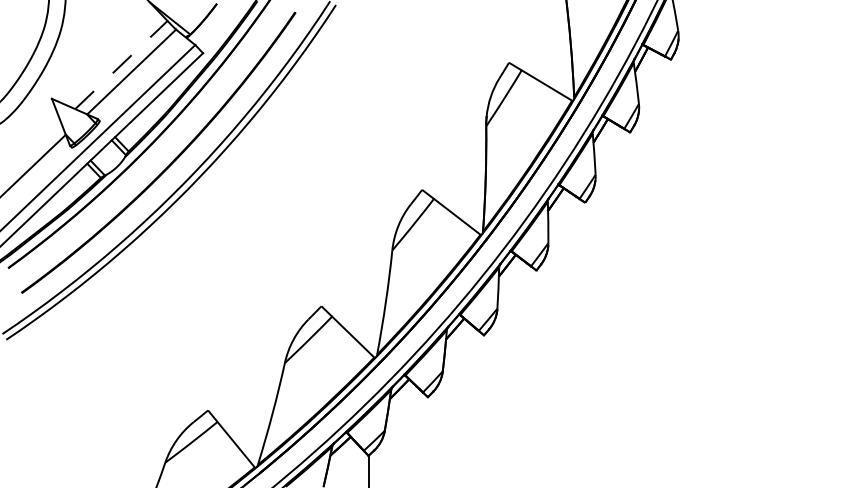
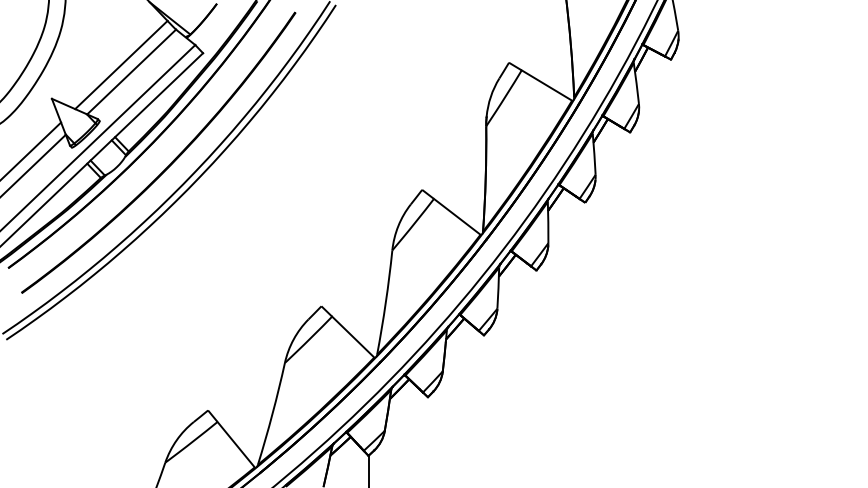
line: dashed -> solid (121, 65)
line: none -> present (31, 150)
